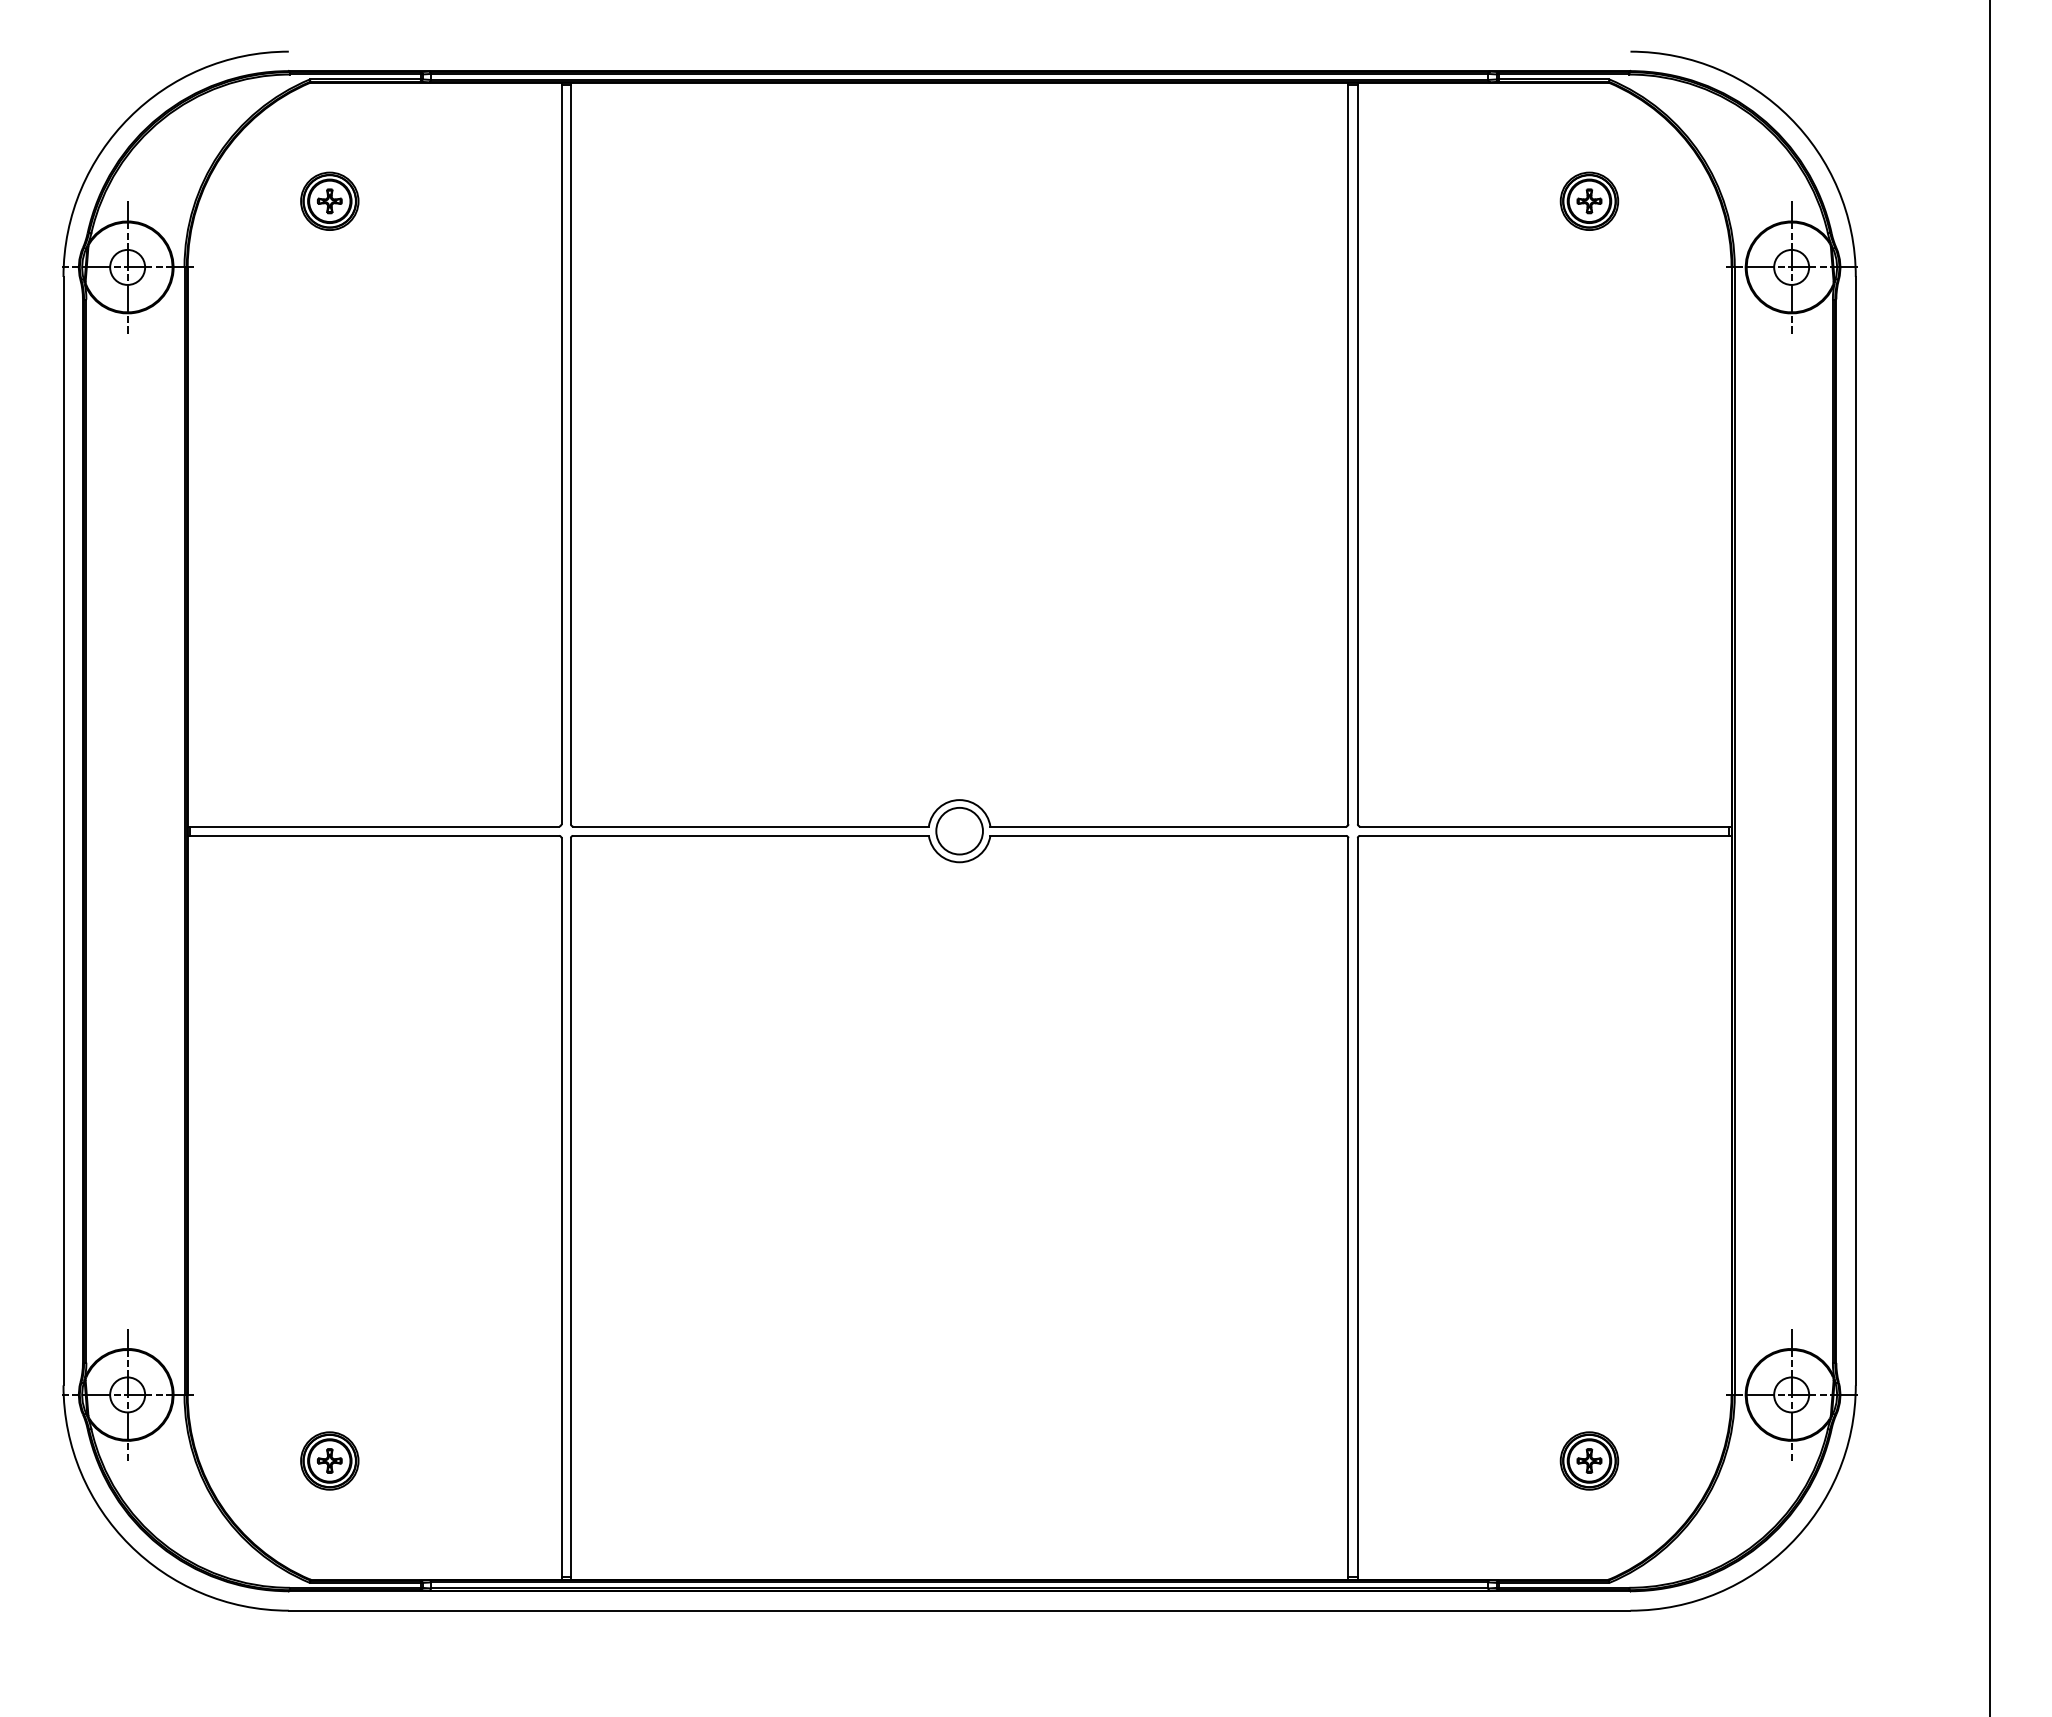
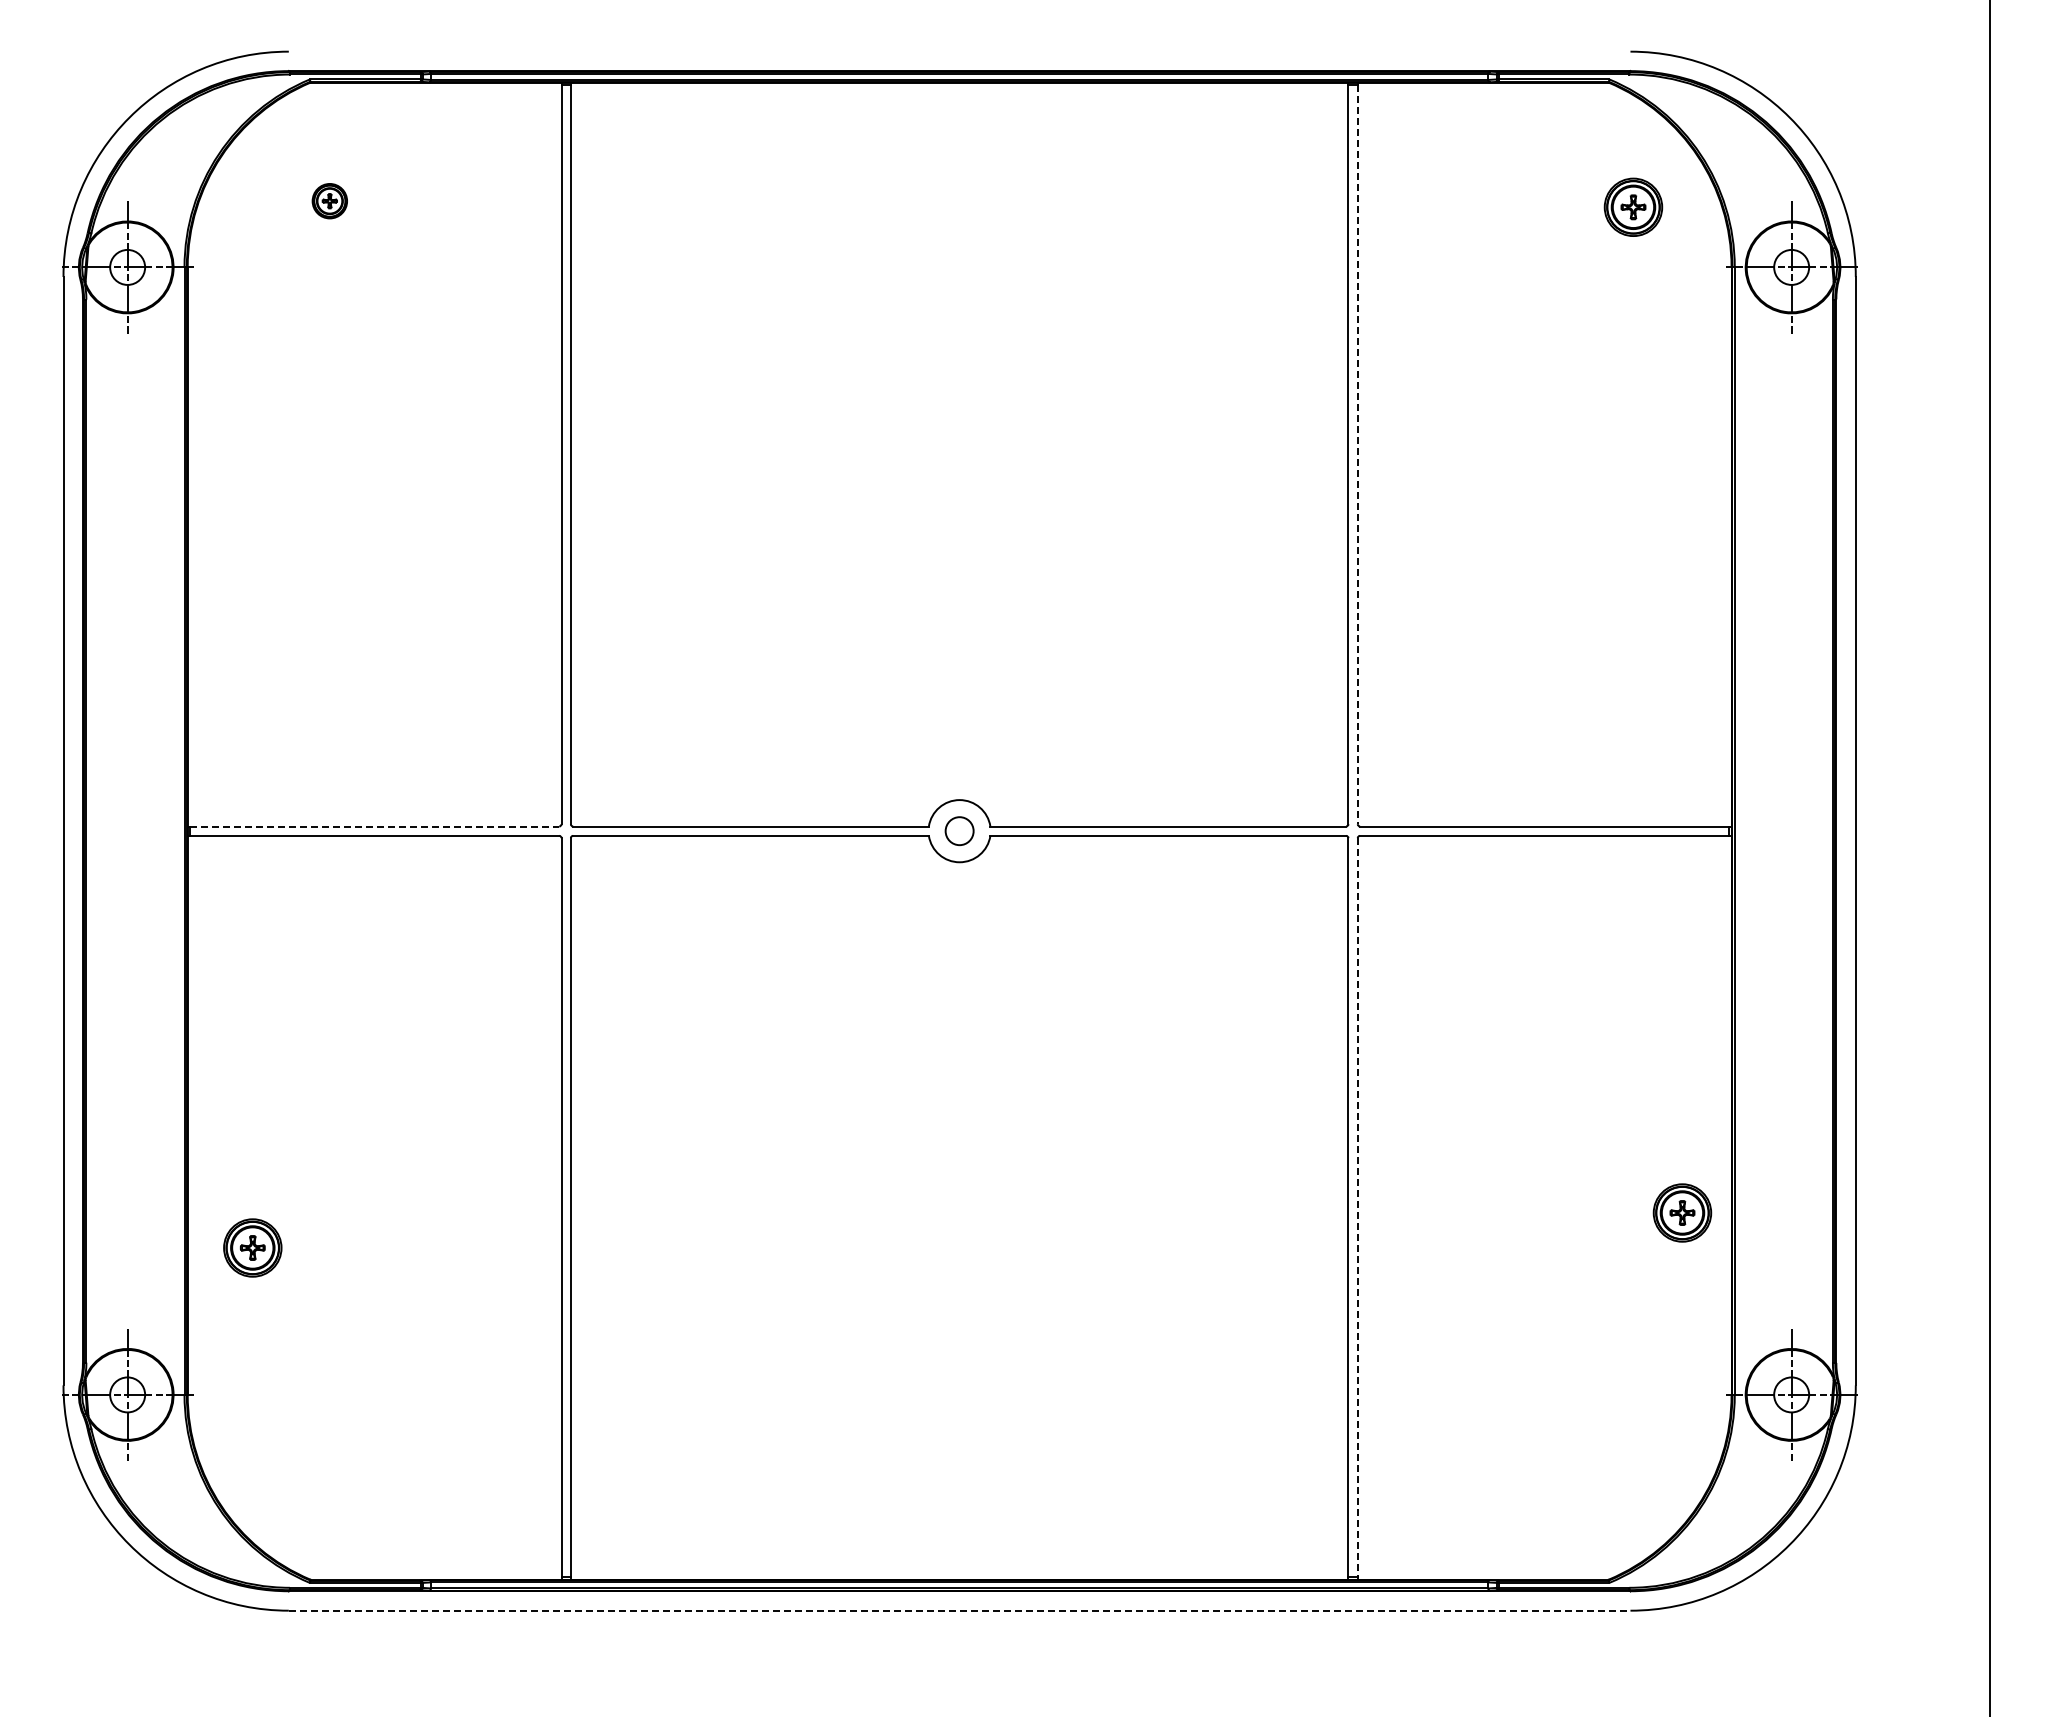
part size: 60x60 px -> 37x37 px (329, 201)
part position: (1589, 200) -> (1633, 206) (1633, 206)
line: solid -> dashed (1357, 454)
line: solid -> dashed (374, 826)
circle diameter: 47 px -> 28 px (959, 831)
line: solid -> dashed (1357, 1207)
part position: (329, 1460) -> (252, 1247) (252, 1247)
part position: (1589, 1460) -> (1682, 1212) (1682, 1212)
line: solid -> dashed (959, 1610)
